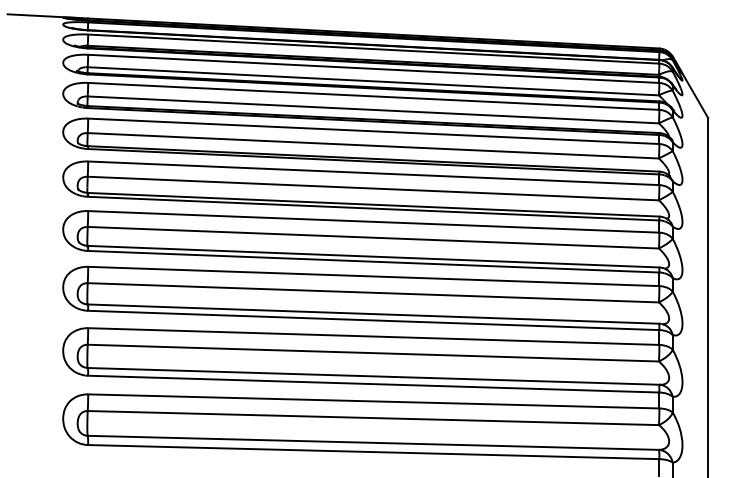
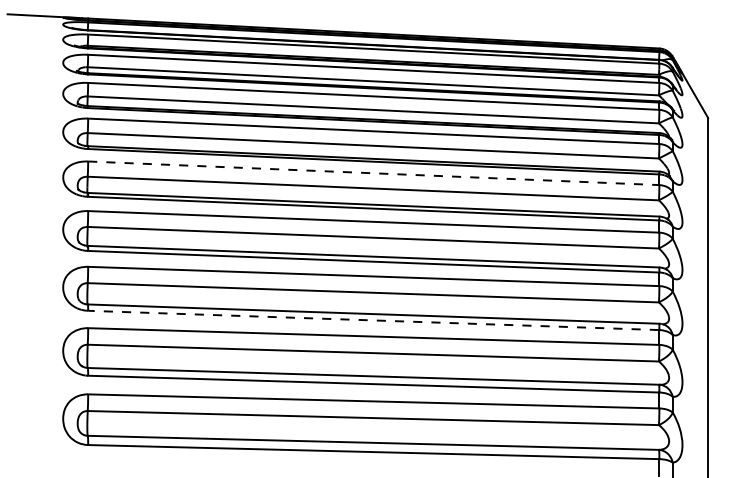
line: solid -> dashed (373, 173)
line: solid -> dashed (373, 320)
